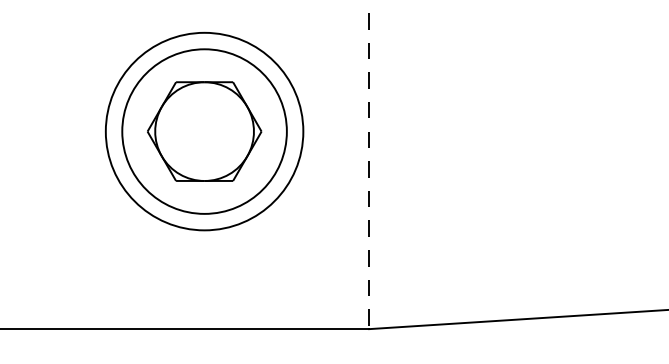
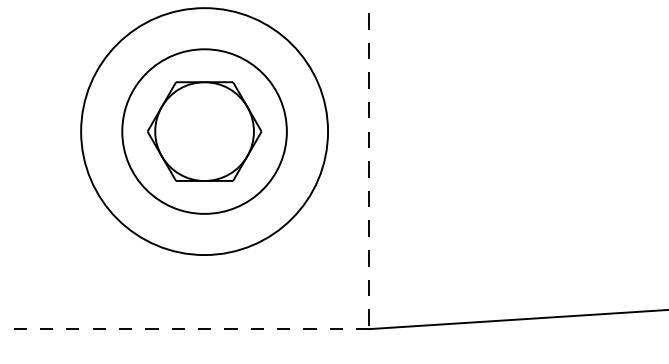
circle diameter: 198 px -> 247 px (204, 131)
line: solid -> dashed (184, 329)
